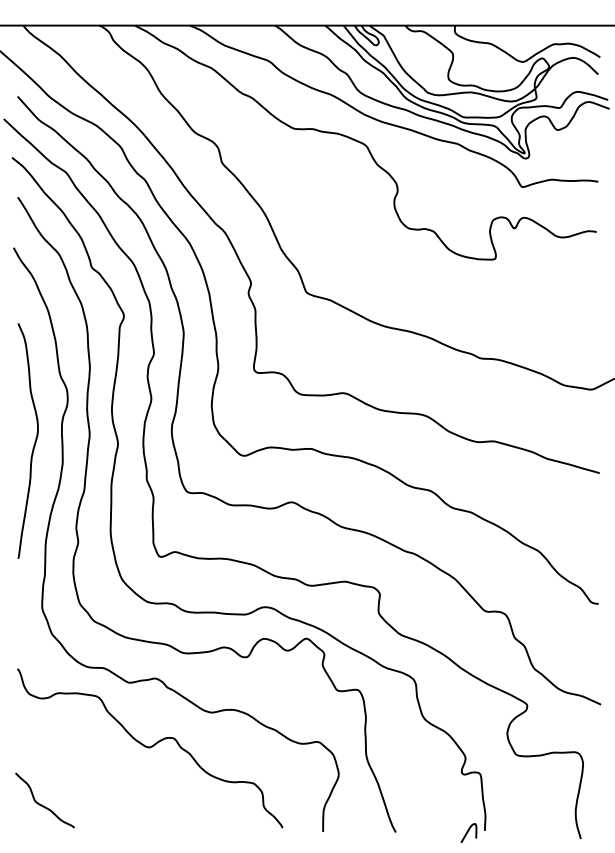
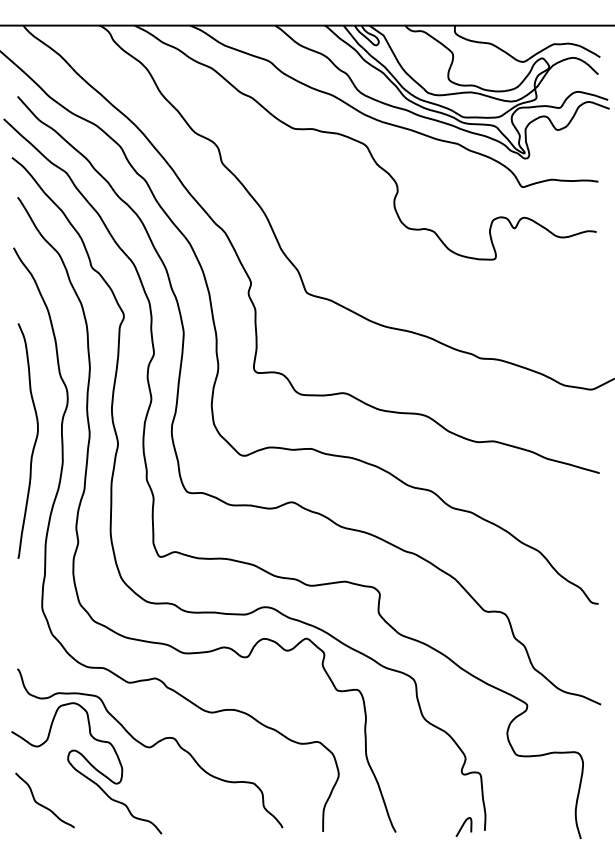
curve: none -> present (89, 764)
curve position: (468, 832) -> (463, 826) (463, 826)
